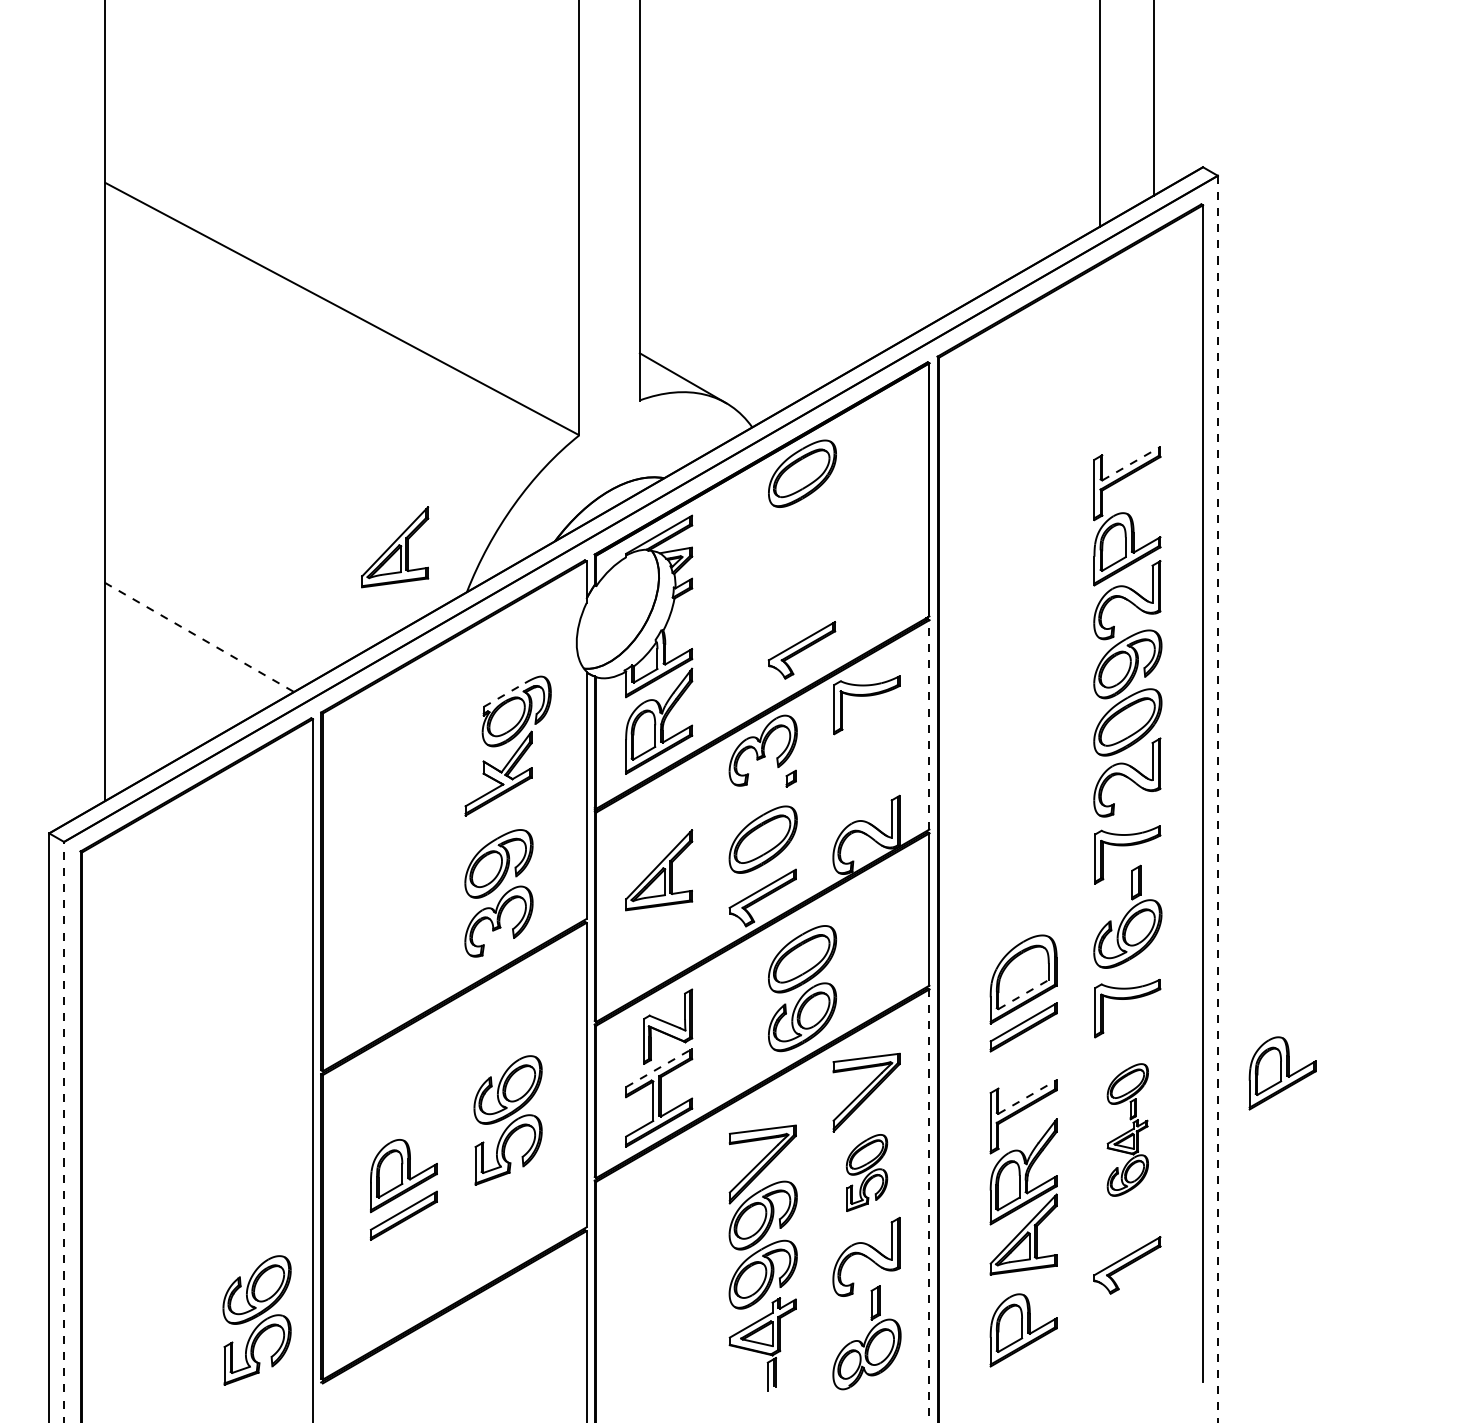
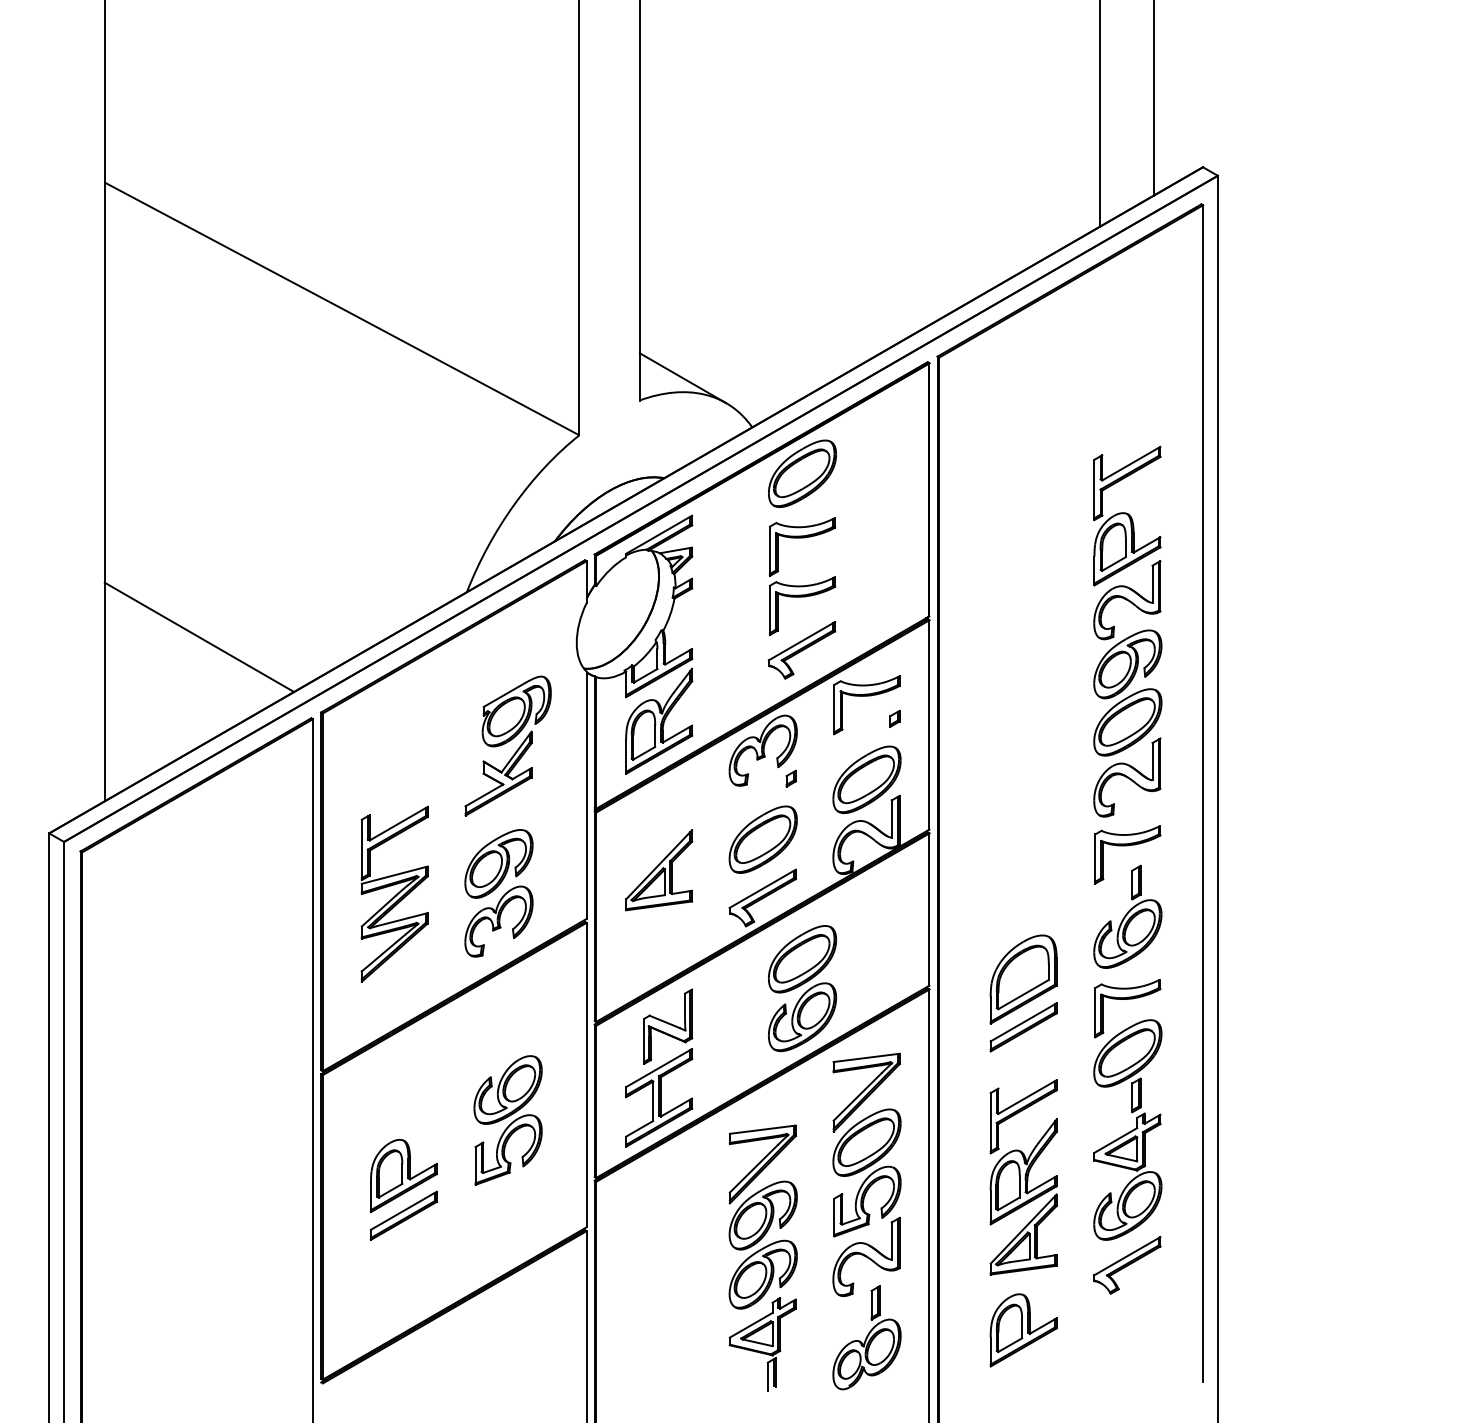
line: dashed -> solid (1131, 463)
part: present -> none (395, 547)
part: none -> present (802, 585)
line: dashed -> solid (199, 637)
line: dashed -> solid (504, 695)
part: none -> present (894, 718)
line: dashed -> solid (929, 724)
part: none -> present (866, 779)
line: dashed -> solid (1217, 799)
part: none -> present (394, 894)
line: dashed -> solid (1024, 994)
line: dashed -> solid (659, 1067)
part: present -> none (1282, 1073)
line: dashed -> solid (1027, 1097)
part size: 43x134 px -> 70x222 px (1127, 1129)
line: dashed -> solid (64, 1131)
part size: 44x78 px -> 70x130 px (866, 1172)
line: dashed -> solid (929, 1206)
part: present -> none (256, 1320)
